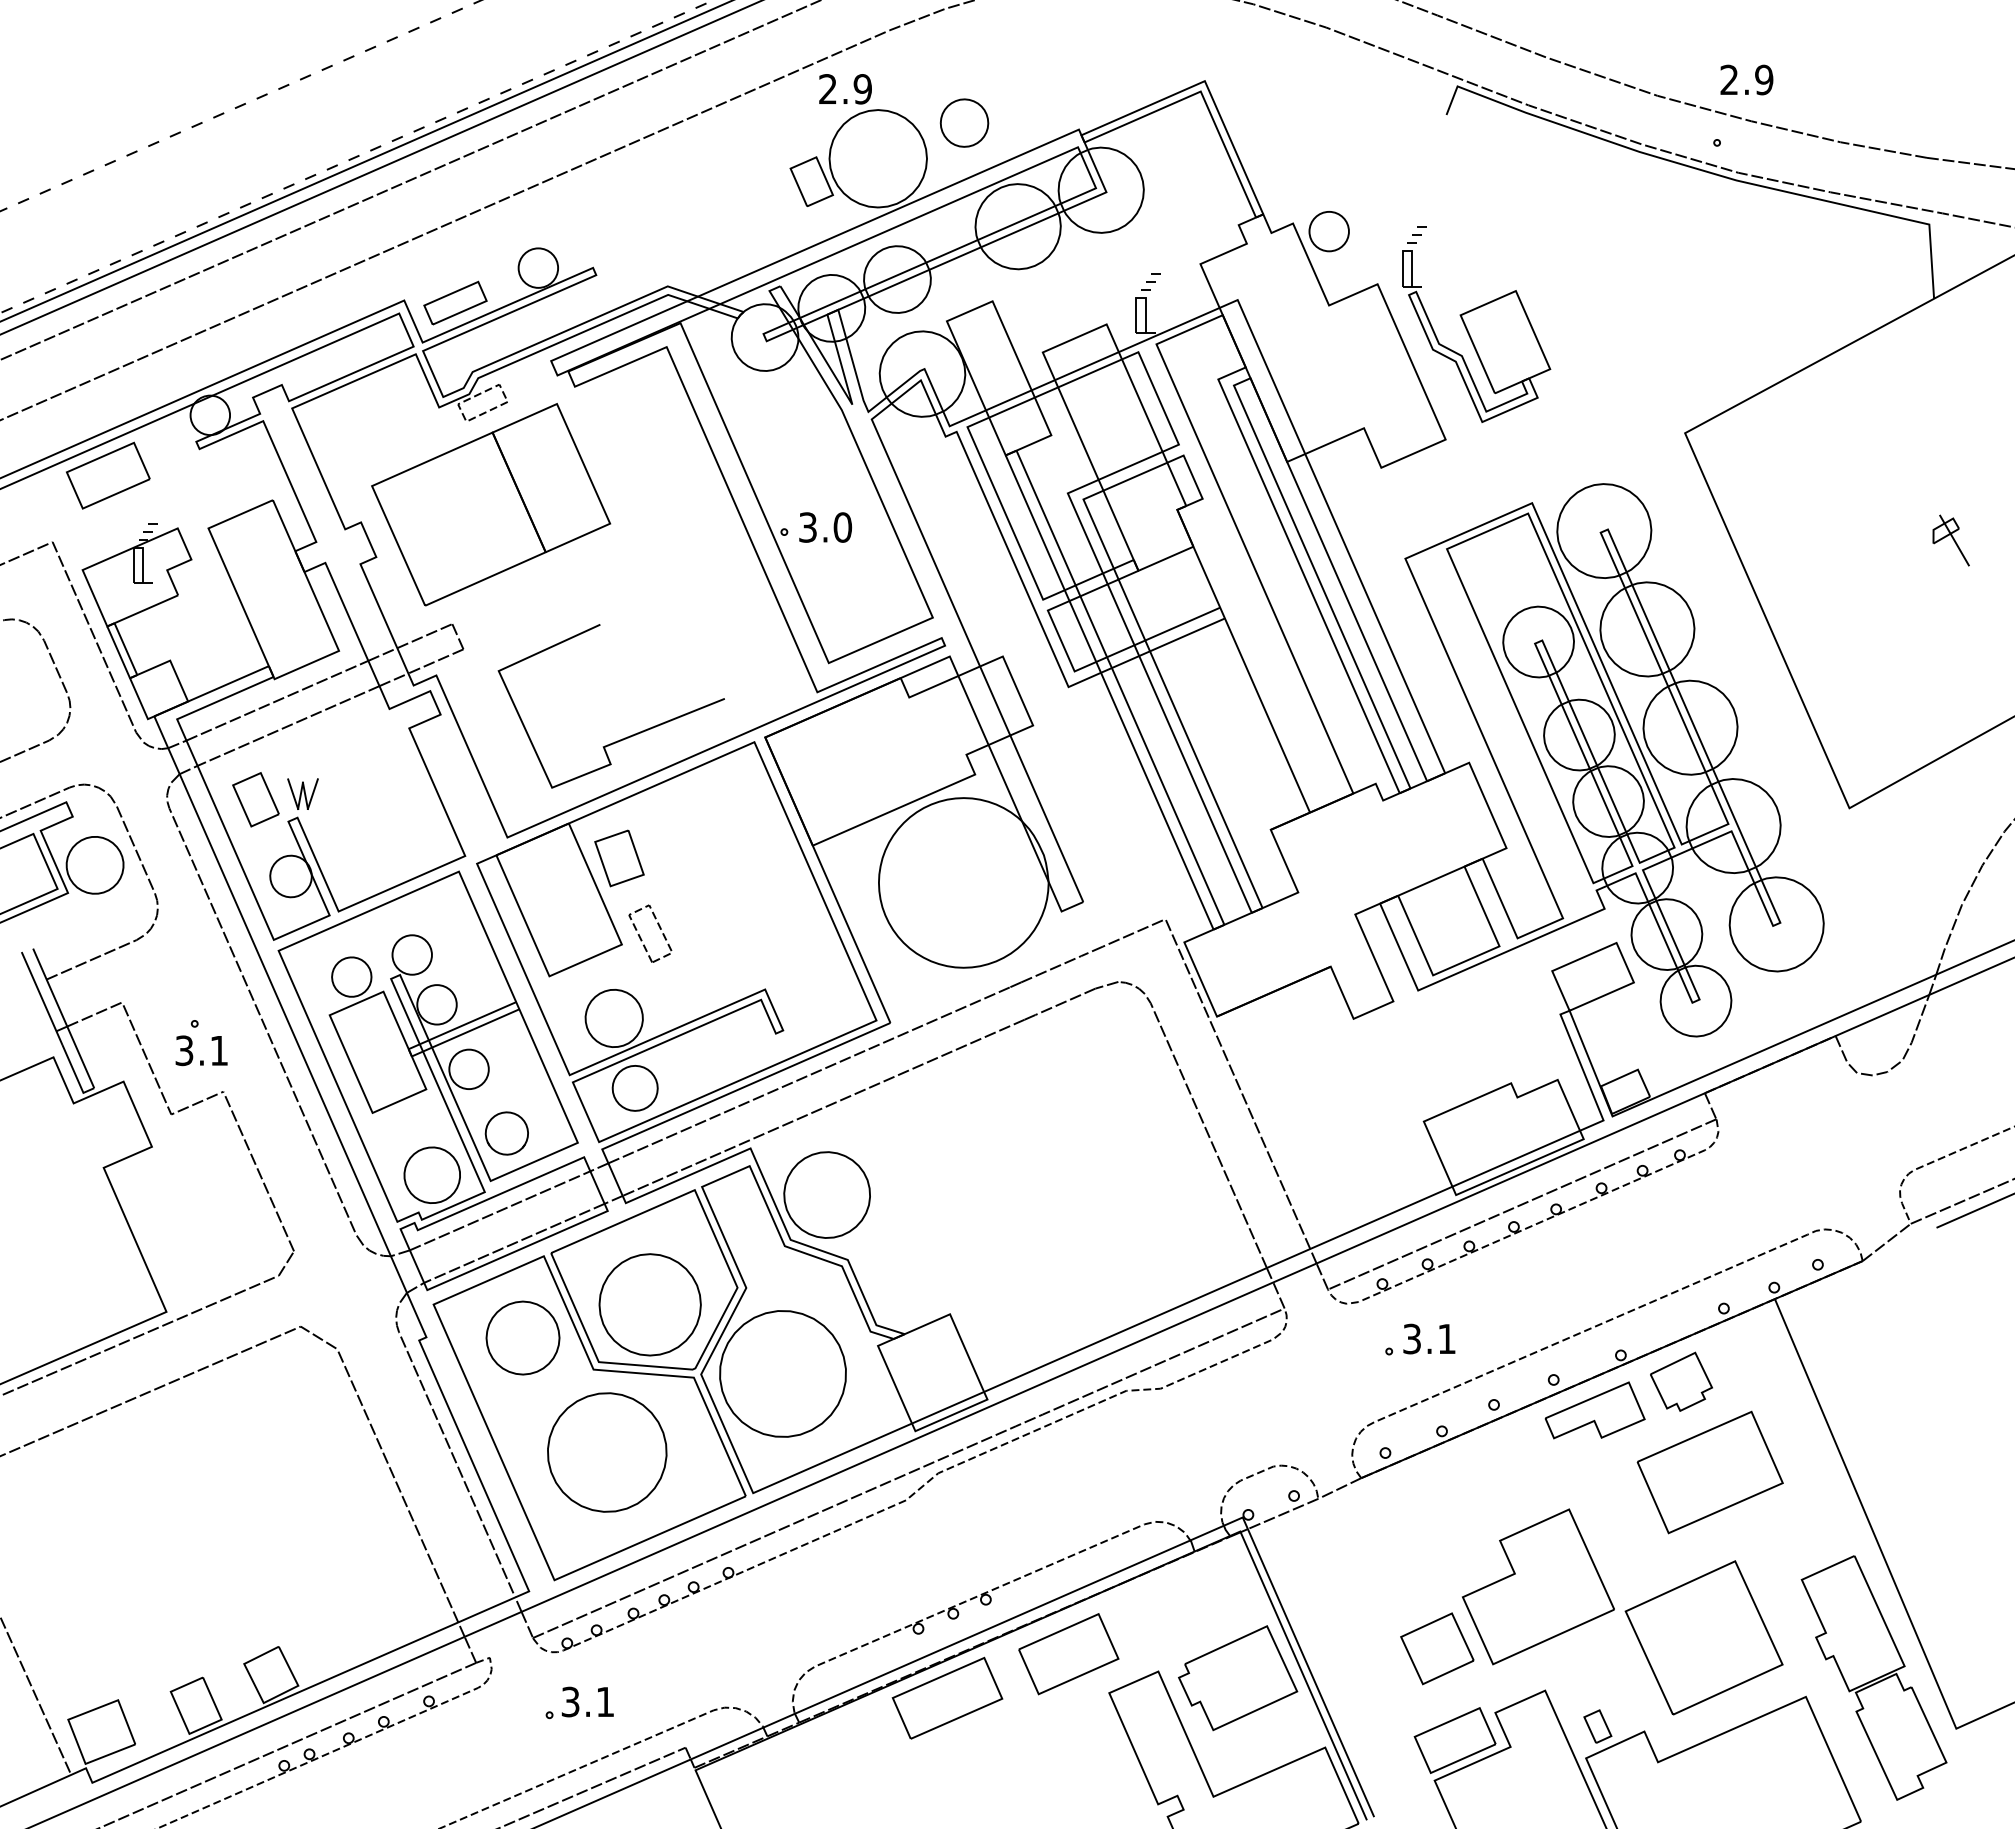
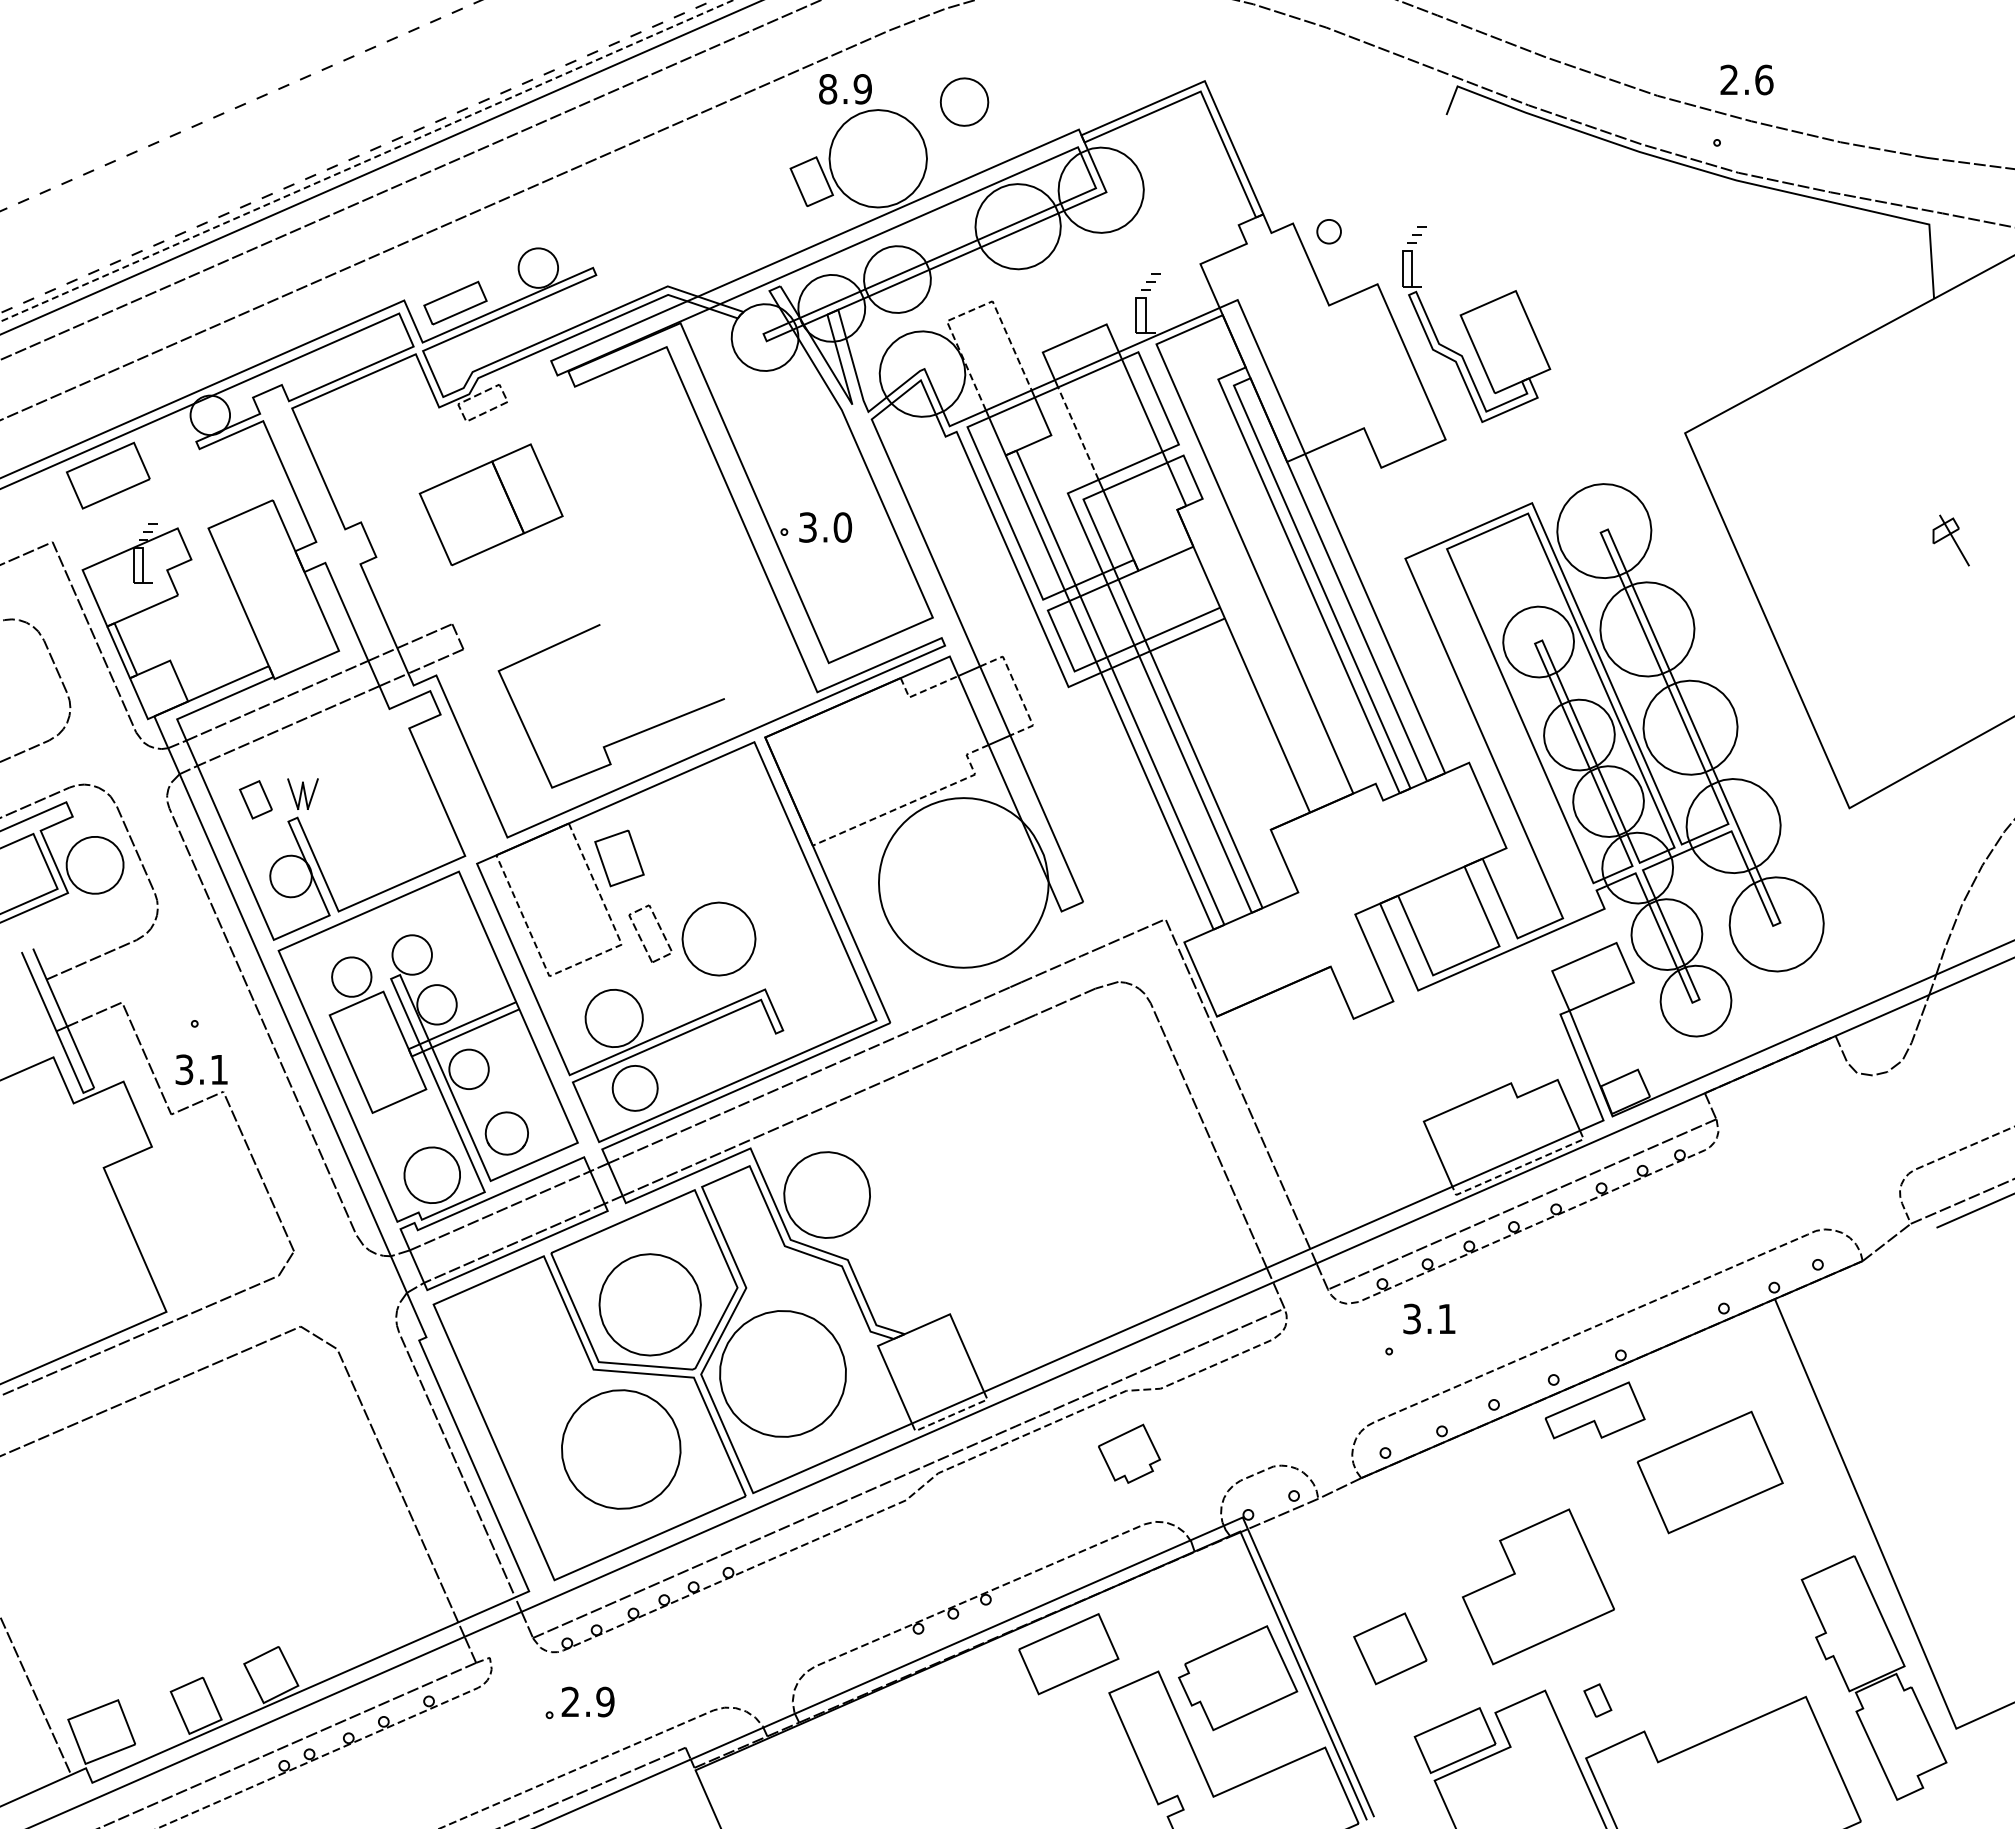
text: 2.9 -> 2.6 (1764, 79)
text: 2.9 -> 8.9 (828, 89)
part position: (964, 122) -> (964, 101) (964, 101)
line: solid -> dashed (366, 161)
part size: 42x42 px -> 26x26 px (1328, 231)
line: solid -> dashed (969, 311)
line: solid -> dashed (1078, 433)
part size: 241x204 px -> 146x124 px (490, 504)
line: solid -> dashed (923, 691)
line: solid -> dashed (1018, 691)
part size: 48x56 px -> 34x40 px (255, 799)
line: solid -> dashed (915, 800)
line: solid -> dashed (585, 960)
text position: (201, 1050) -> (201, 1069) (201, 1069)
line: solid -> dashed (1519, 1167)
part position: (522, 1337) -> (718, 938) (718, 938)
text position: (1429, 1338) -> (1429, 1318) (1429, 1318)
part position: (1681, 1381) -> (1129, 1453) (1129, 1453)
line: solid -> dashed (951, 1415)
part position: (607, 1452) -> (621, 1449) (621, 1449)
part: present -> none (1703, 1637)
part position: (1437, 1648) -> (1390, 1648) (1390, 1648)
part: present -> none (947, 1697)
text: 3.1 -> 2.9 (587, 1701)
part position: (1597, 1726) -> (1597, 1700) (1597, 1700)
